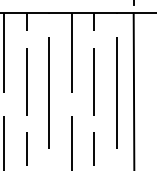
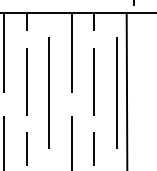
line position: (133, 90) -> (126, 90) (126, 90)
